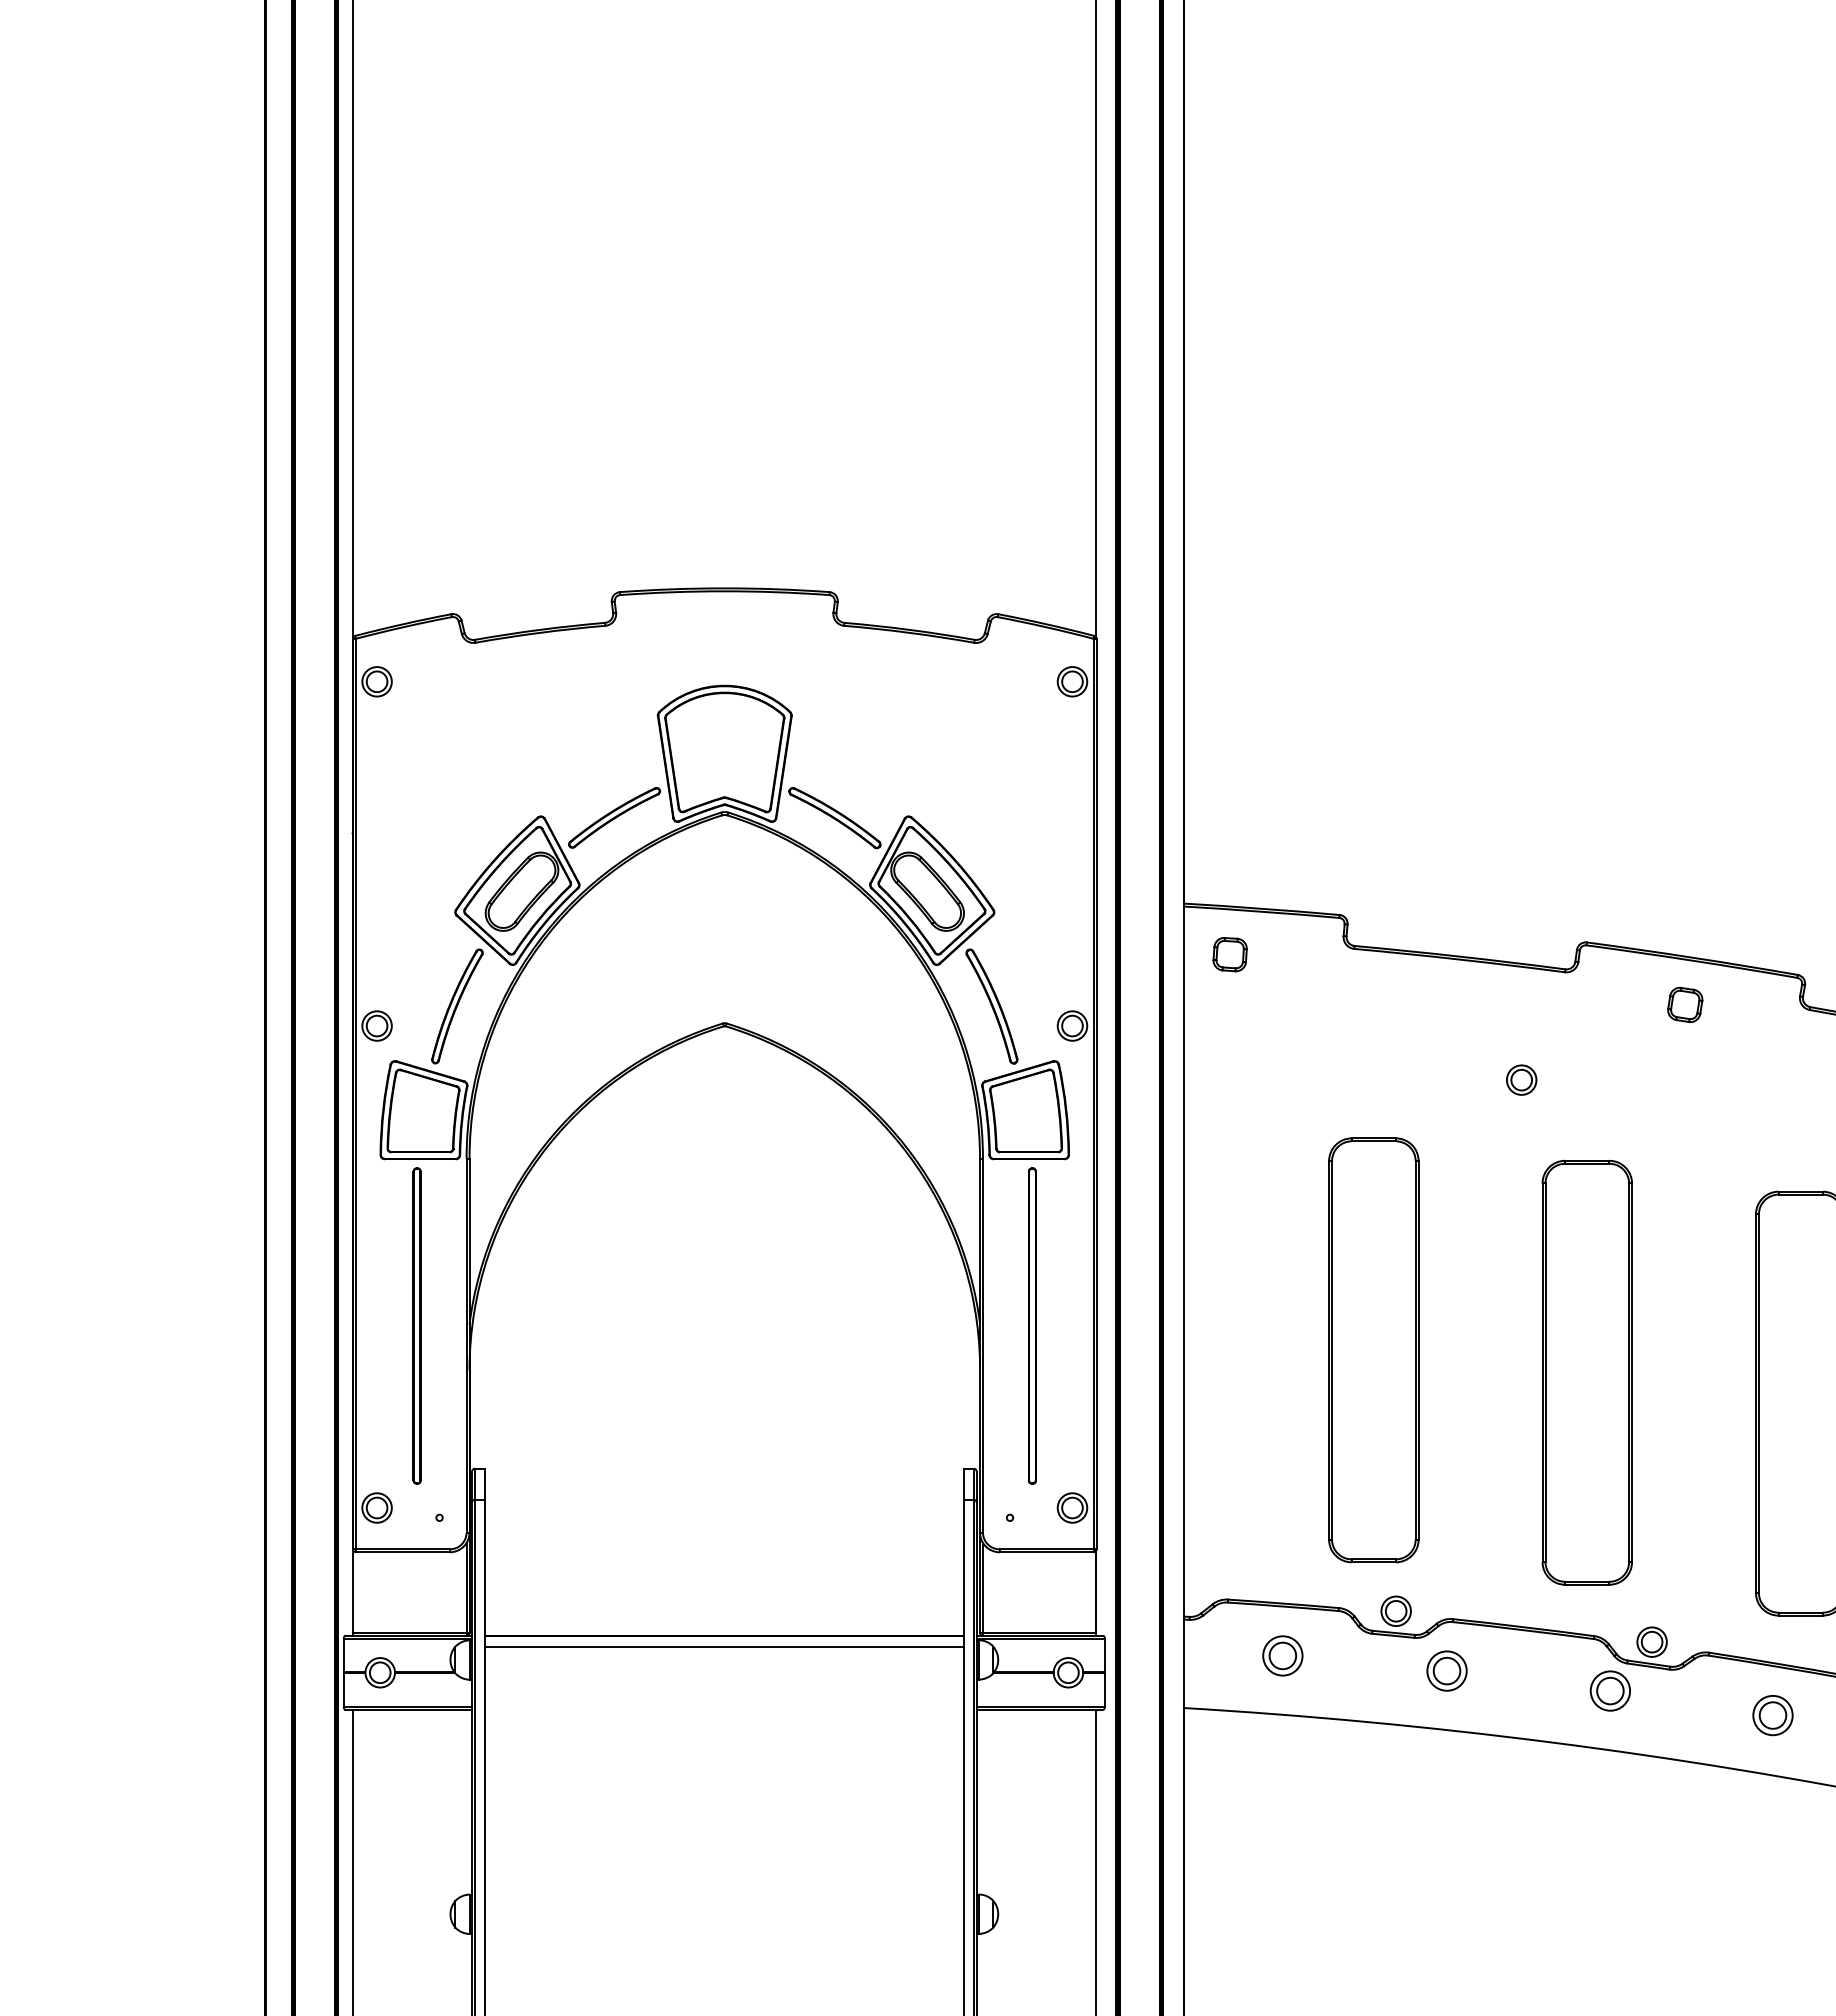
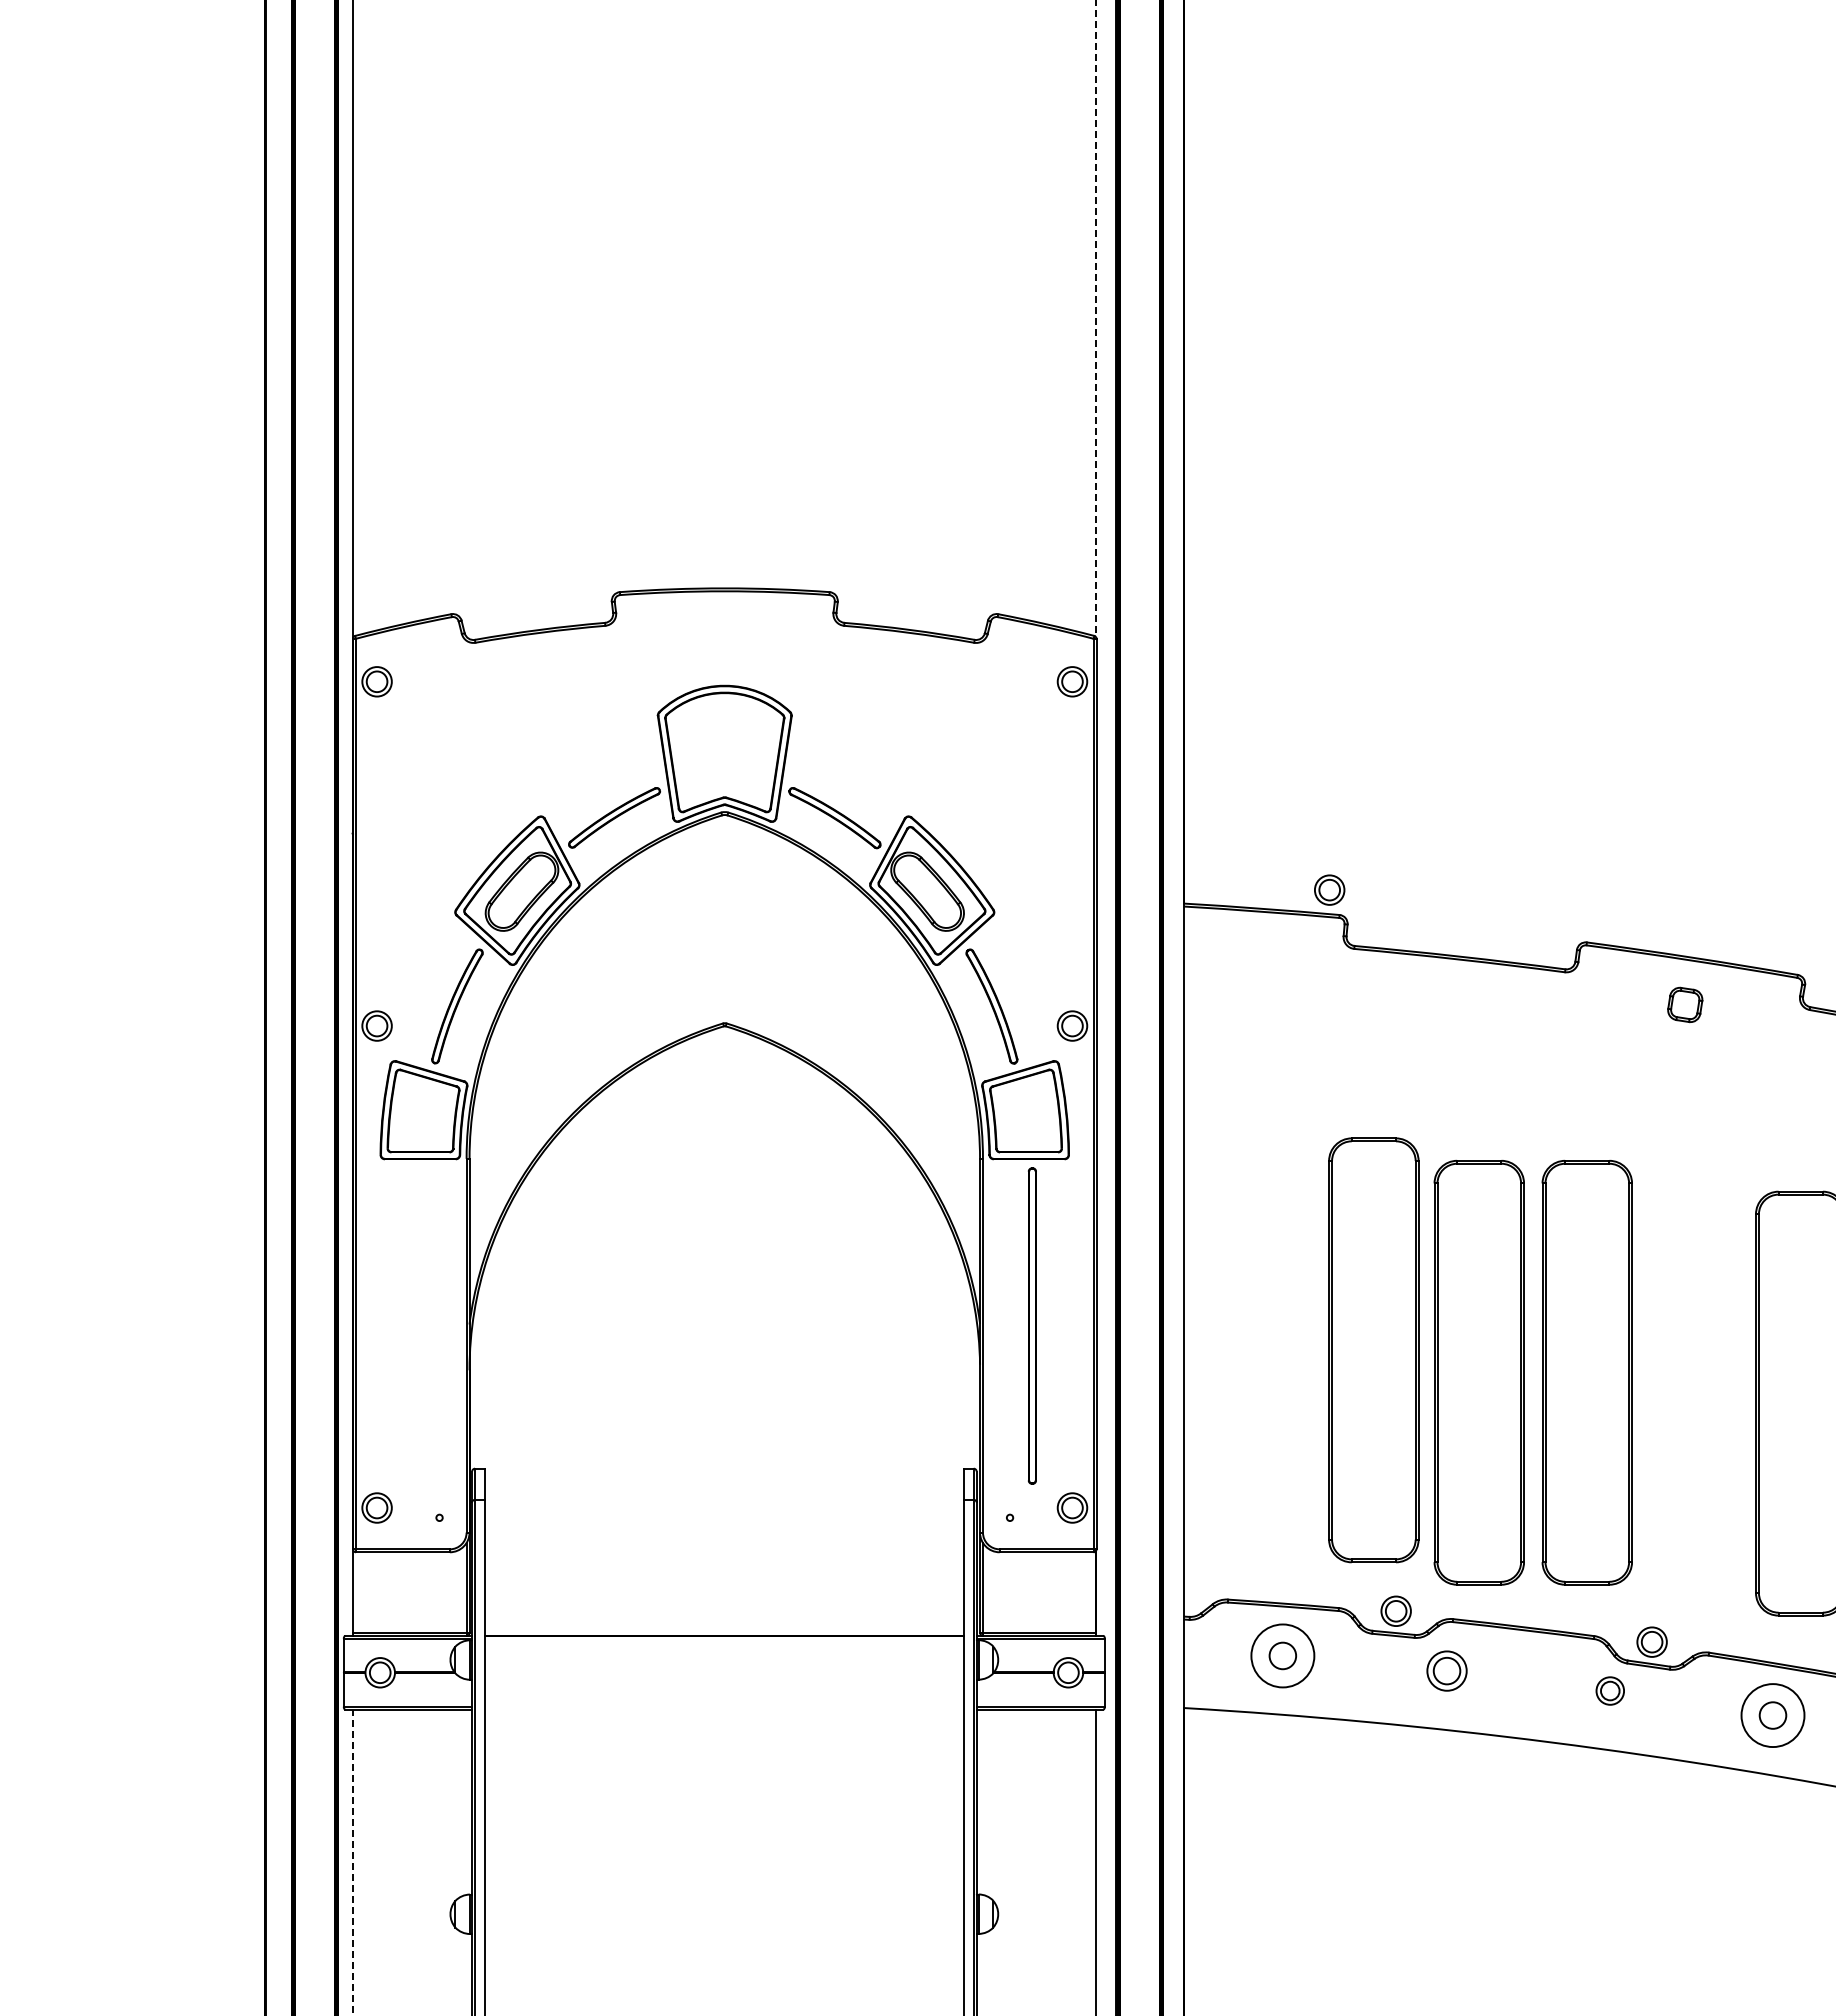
line: solid -> dashed (1096, 319)
part: present -> none (1229, 954)
part position: (1521, 1079) -> (1329, 889) (1329, 889)
part: present -> none (416, 1325)
part: none -> present (1478, 1372)
line: present -> none (723, 1646)
circle diameter: 39 px -> 63 px (1282, 1655)
part size: 42x42 px -> 30x30 px (1609, 1690)
circle diameter: 39 px -> 63 px (1772, 1715)
line: solid -> dashed (352, 1862)
